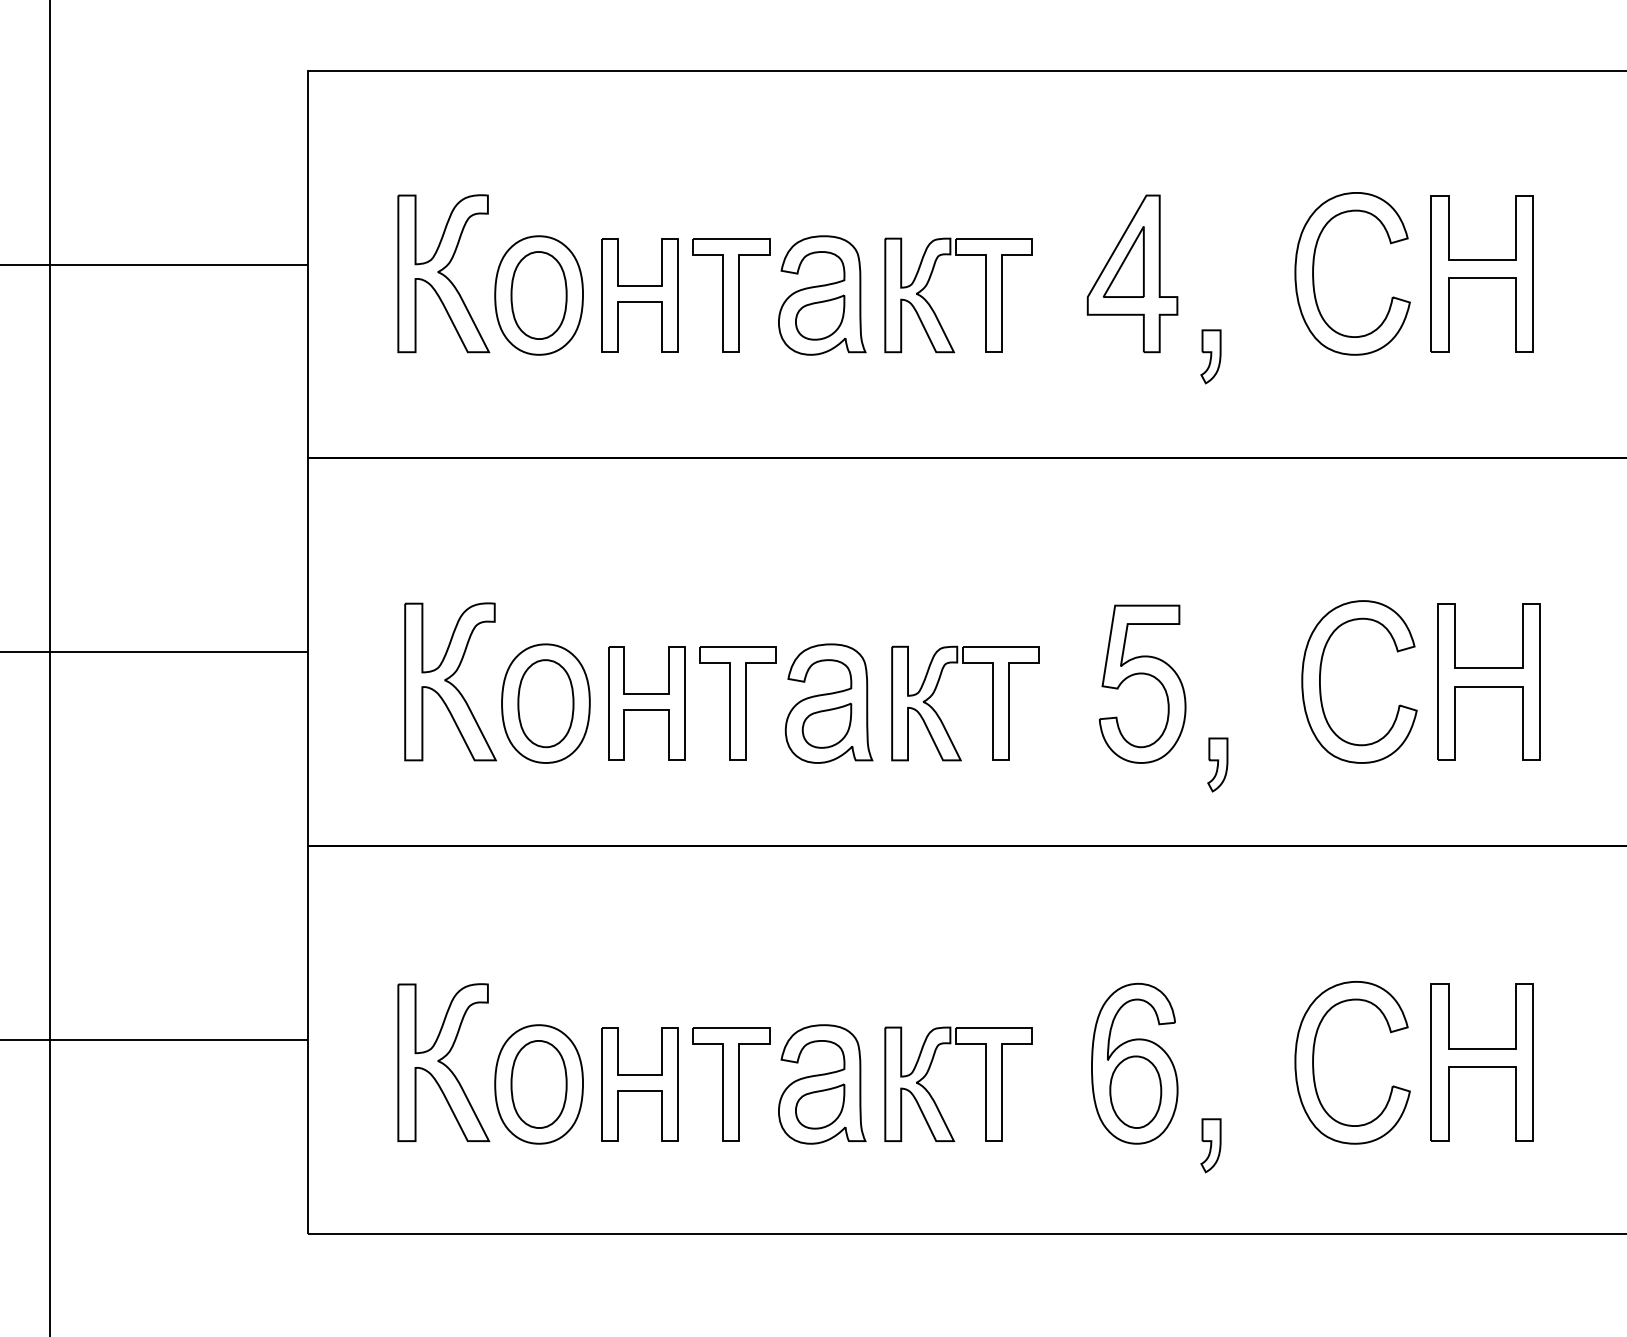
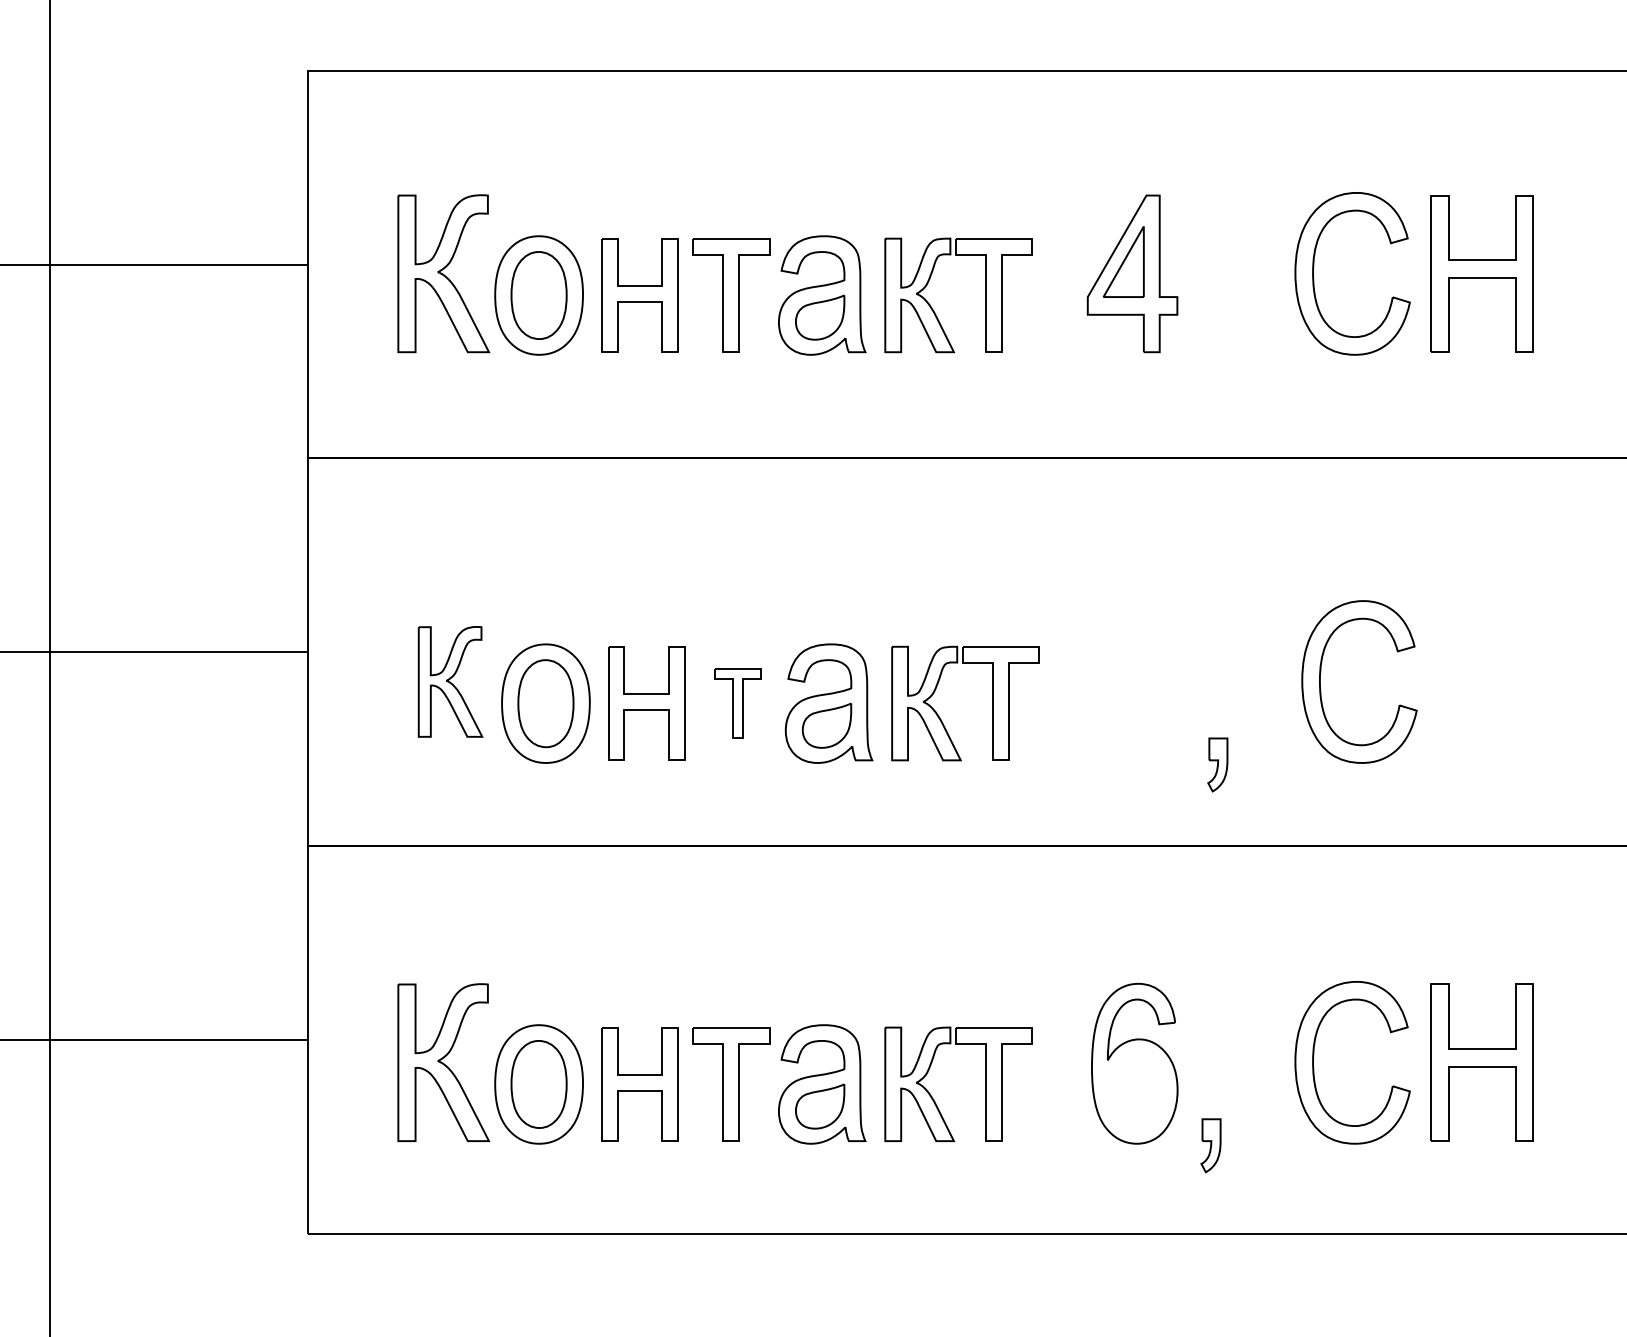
part: present -> none (1210, 356)
part: present -> none (1142, 674)
part size: 93x160 px -> 67x112 px (450, 681)
part: present -> none (1488, 681)
part size: 78x115 px -> 48x71 px (737, 703)
part: present -> none (1135, 1091)
